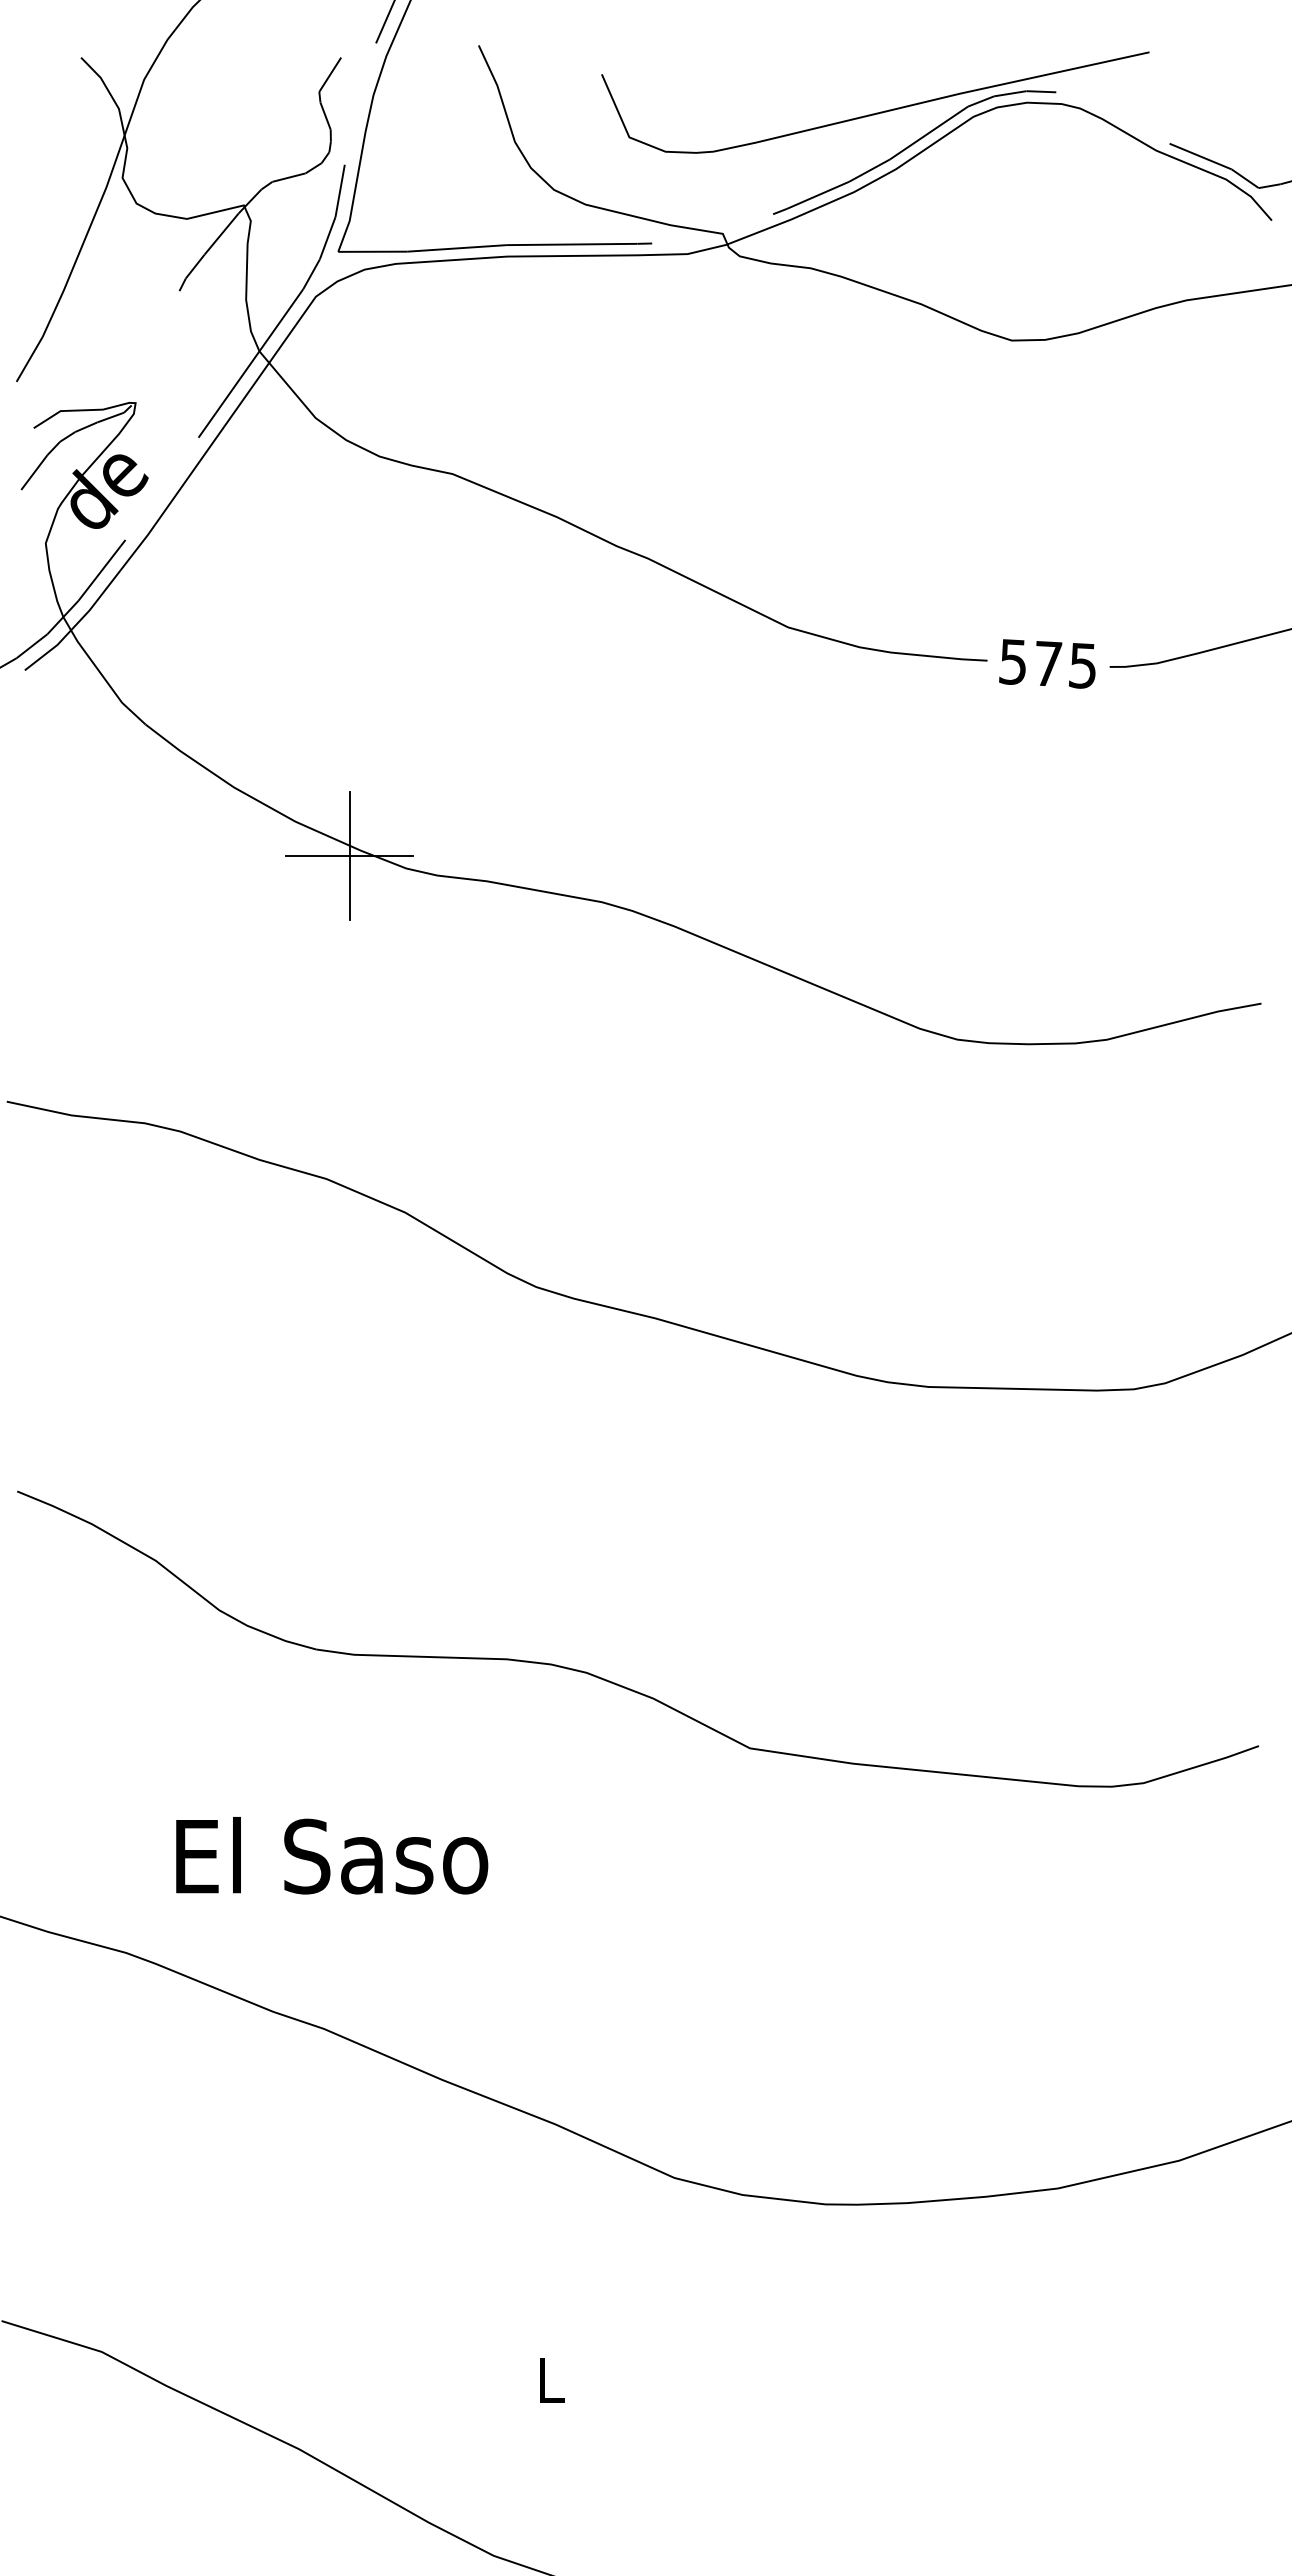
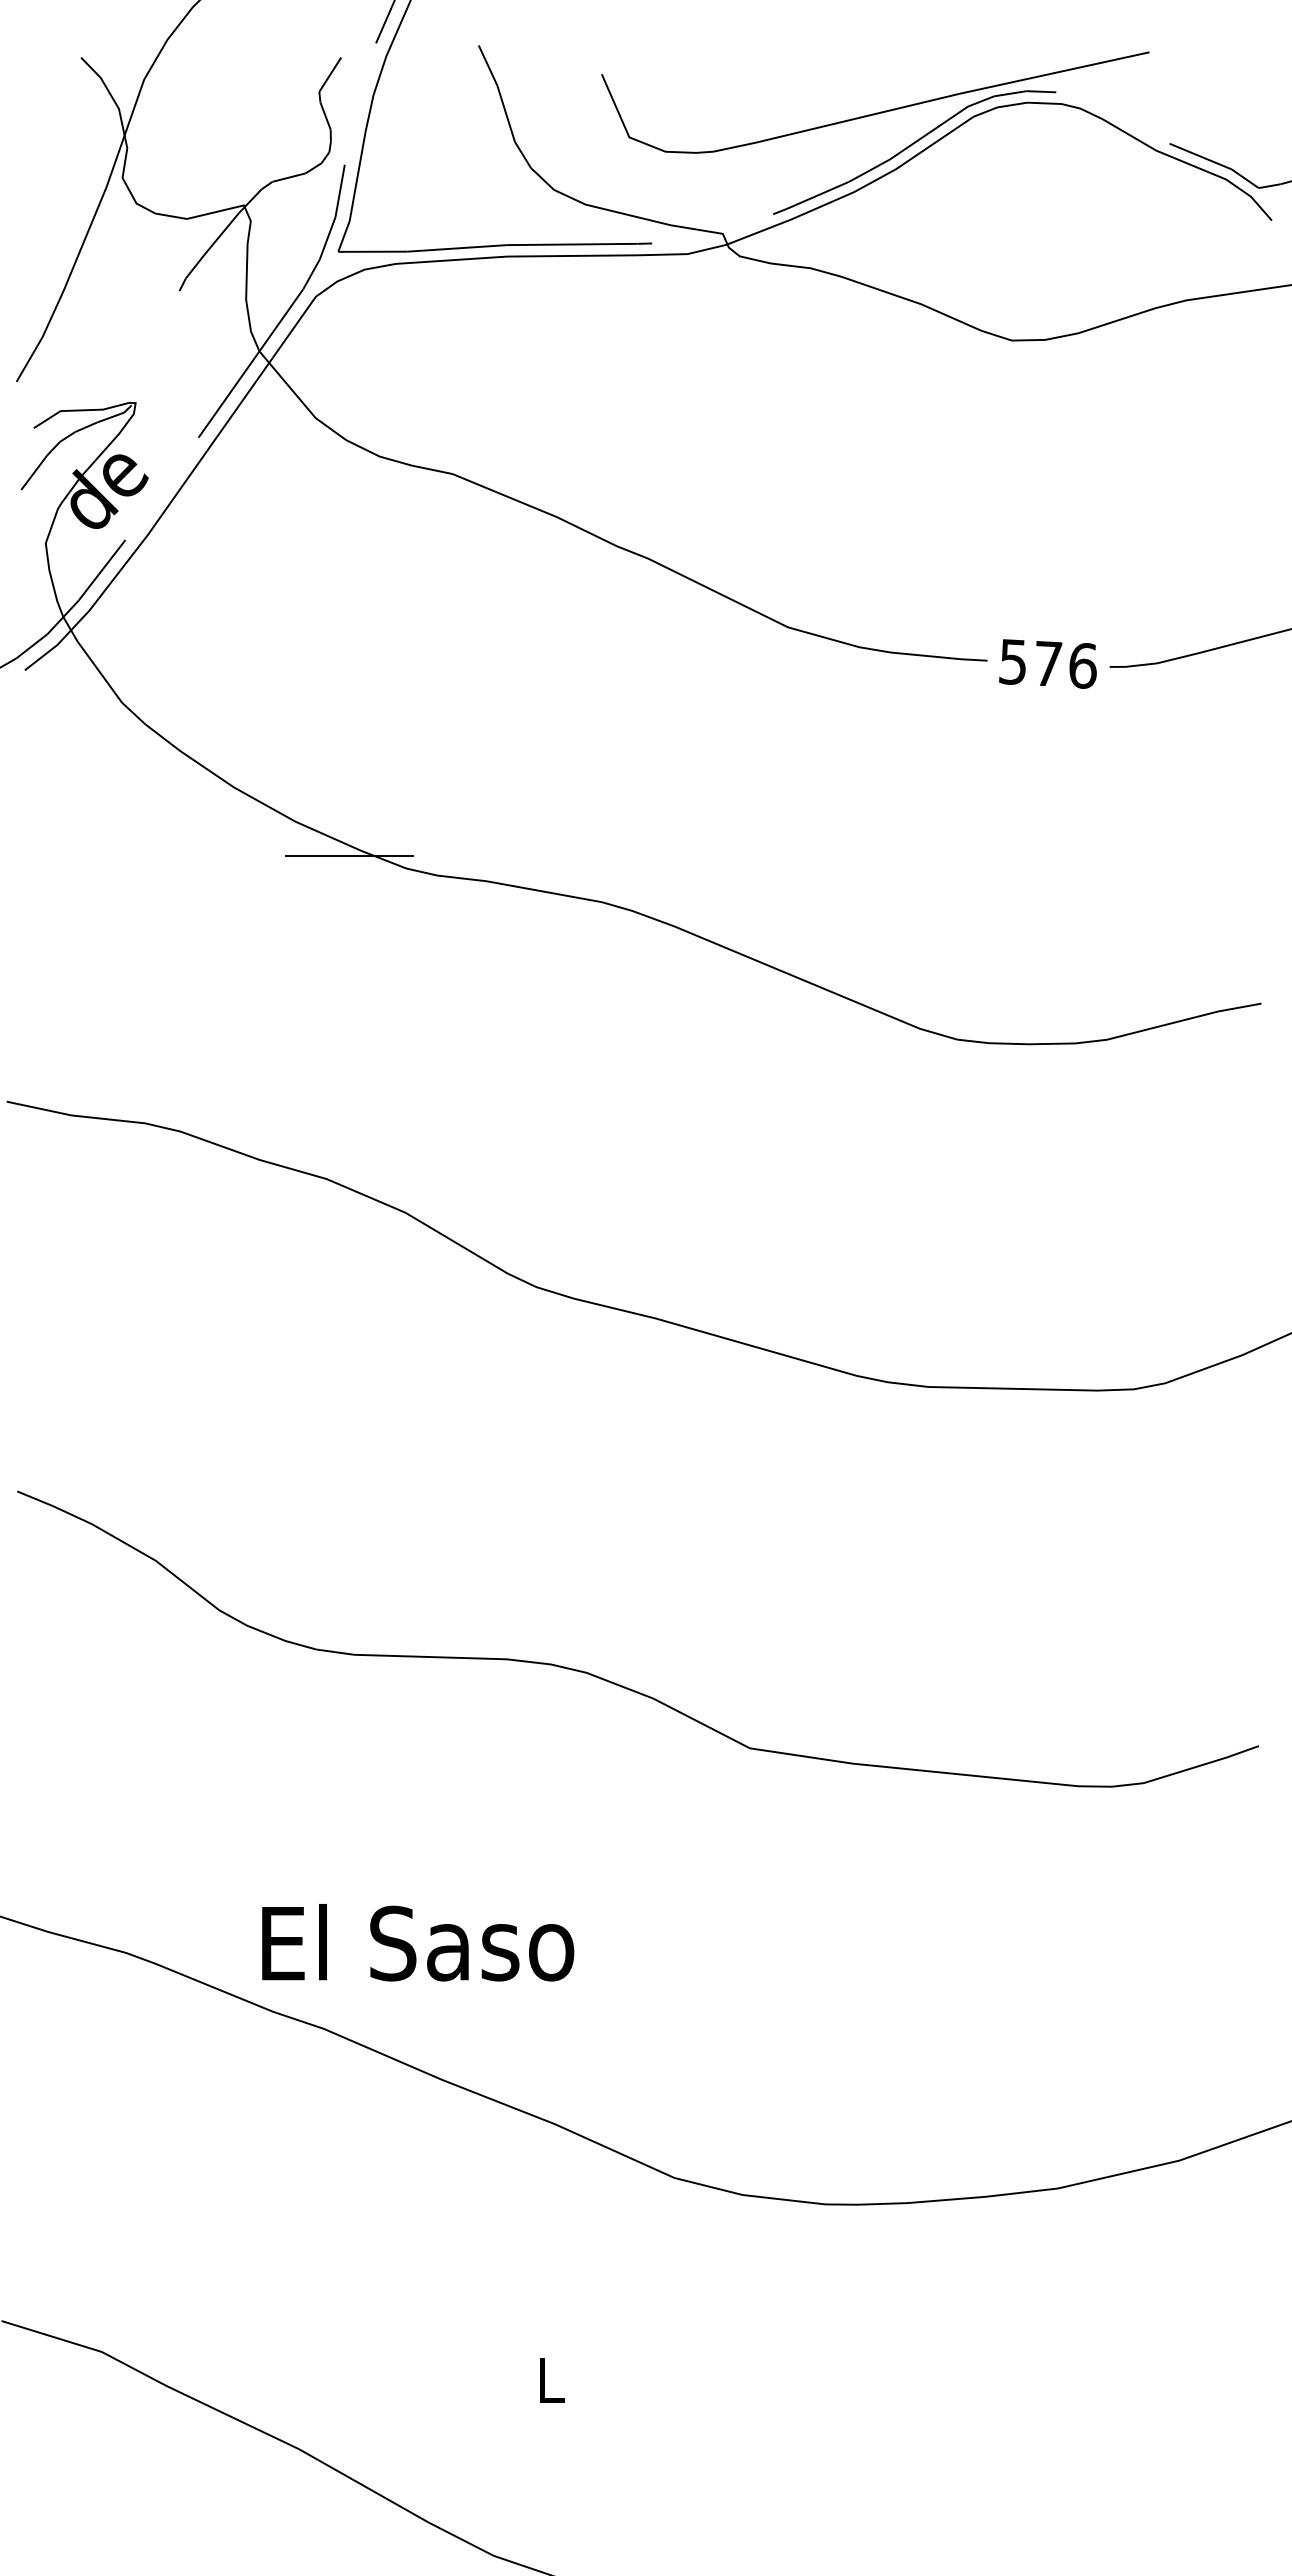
text: 575 -> 576 (1082, 665)
line: present -> none (349, 855)
text position: (332, 1855) -> (418, 1942) (418, 1942)
